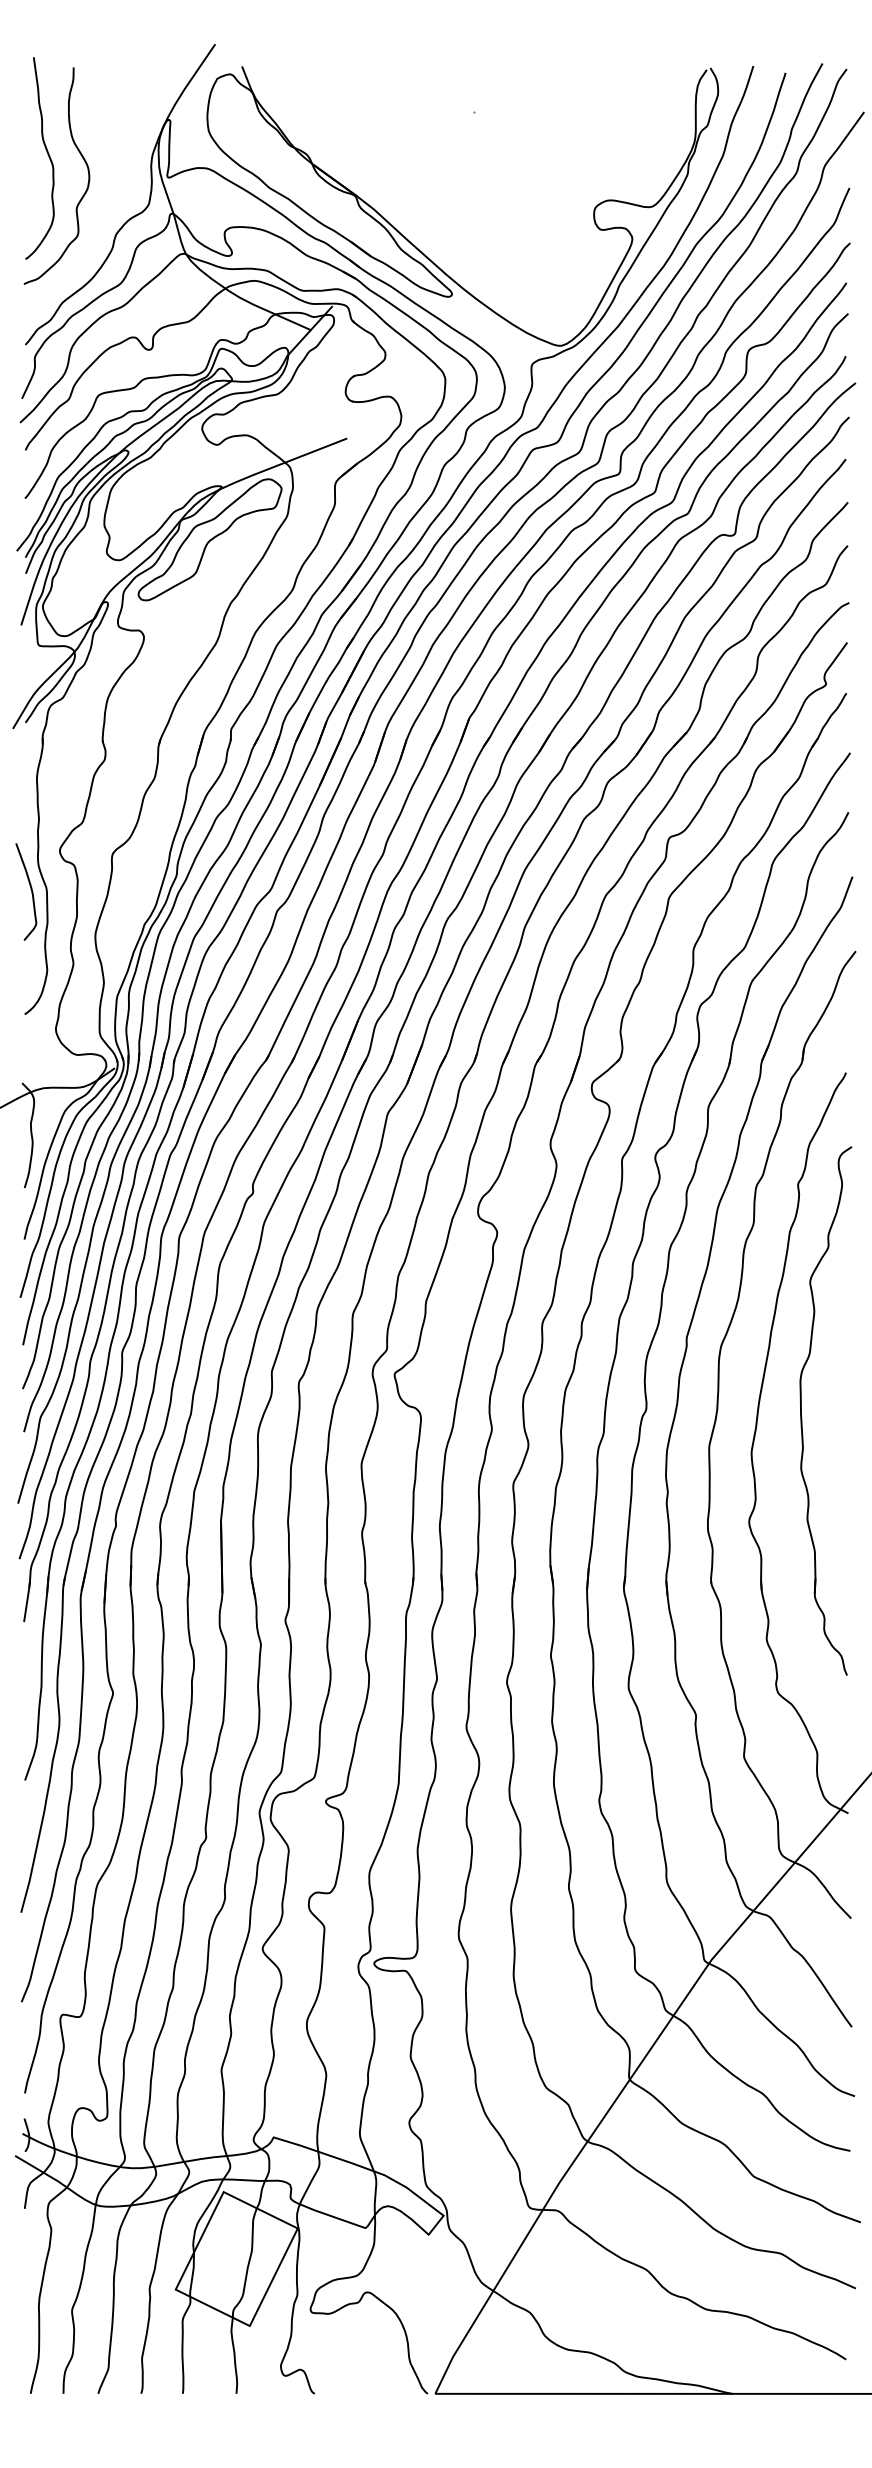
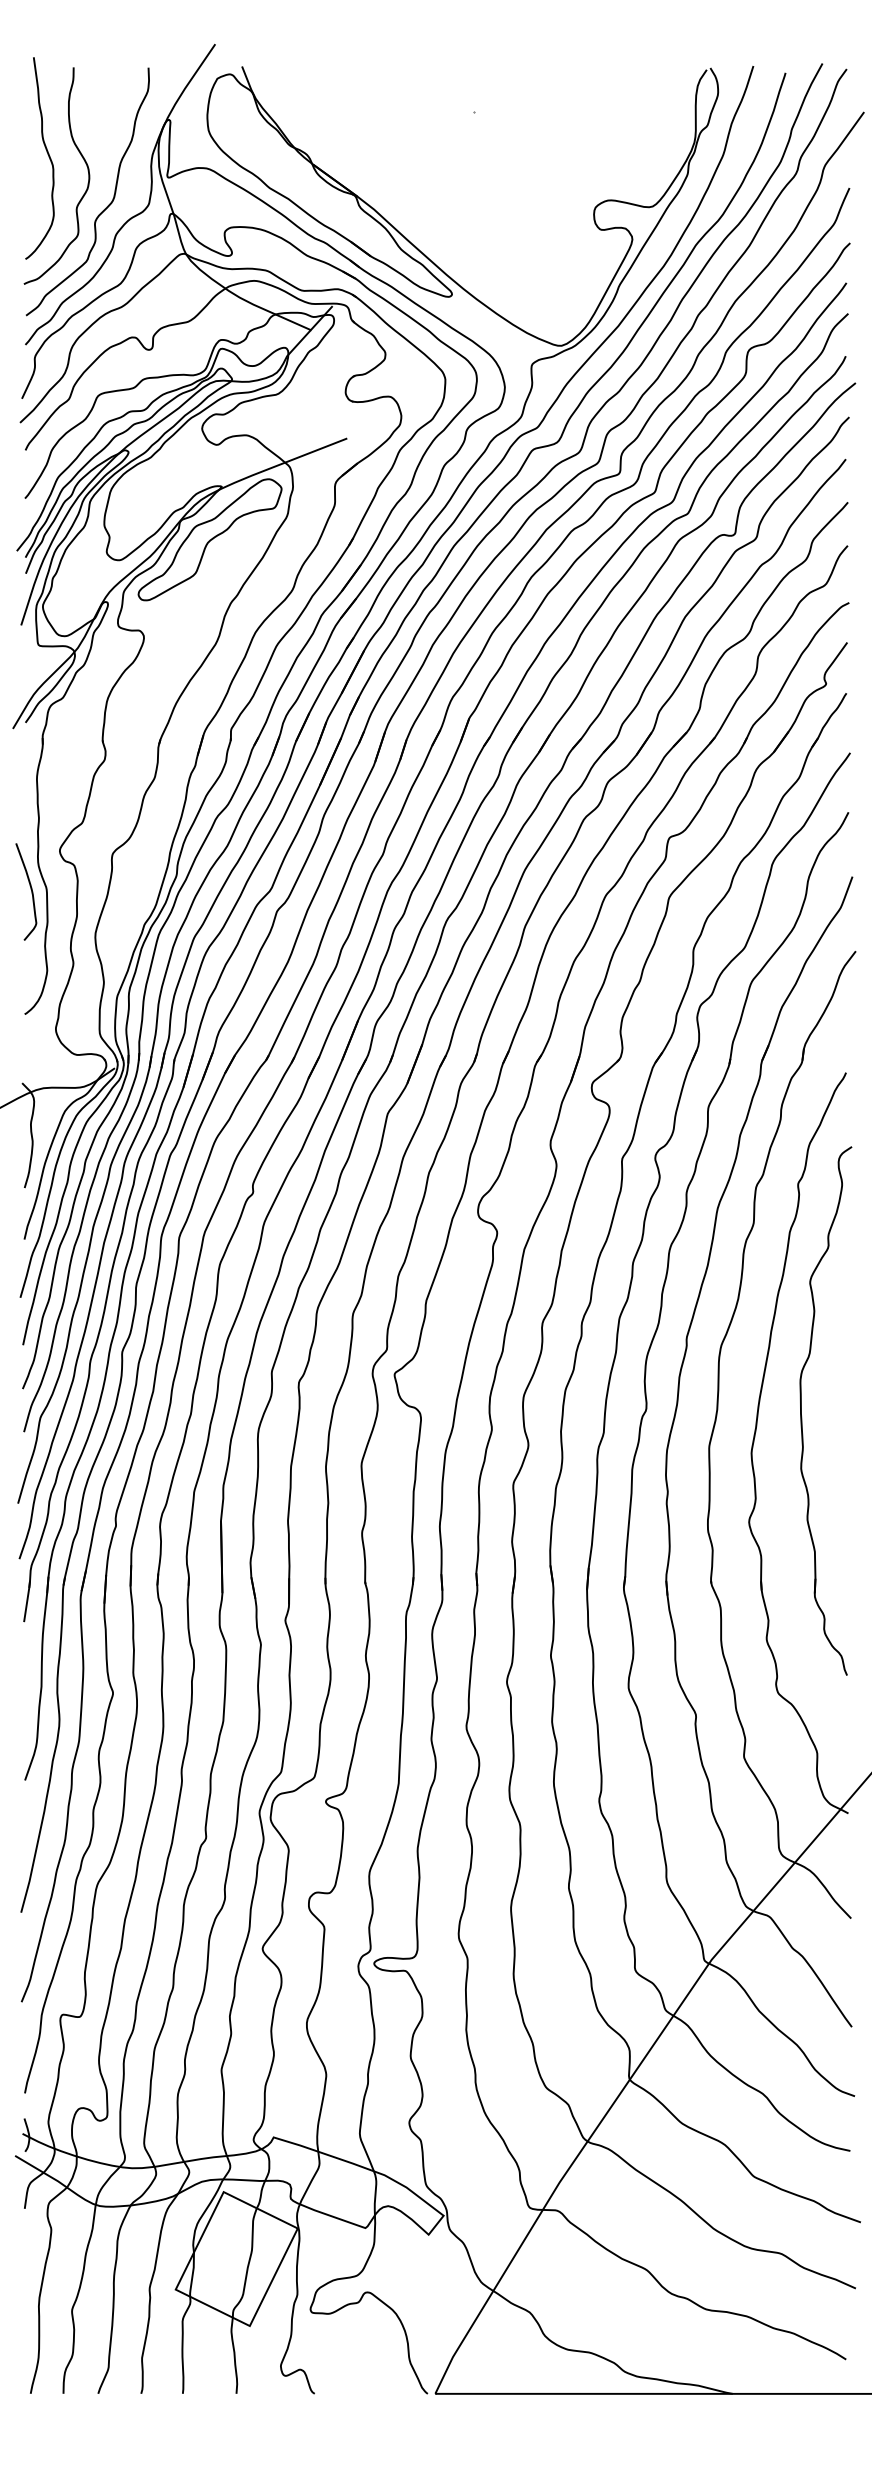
curve: none -> present (104, 208)
